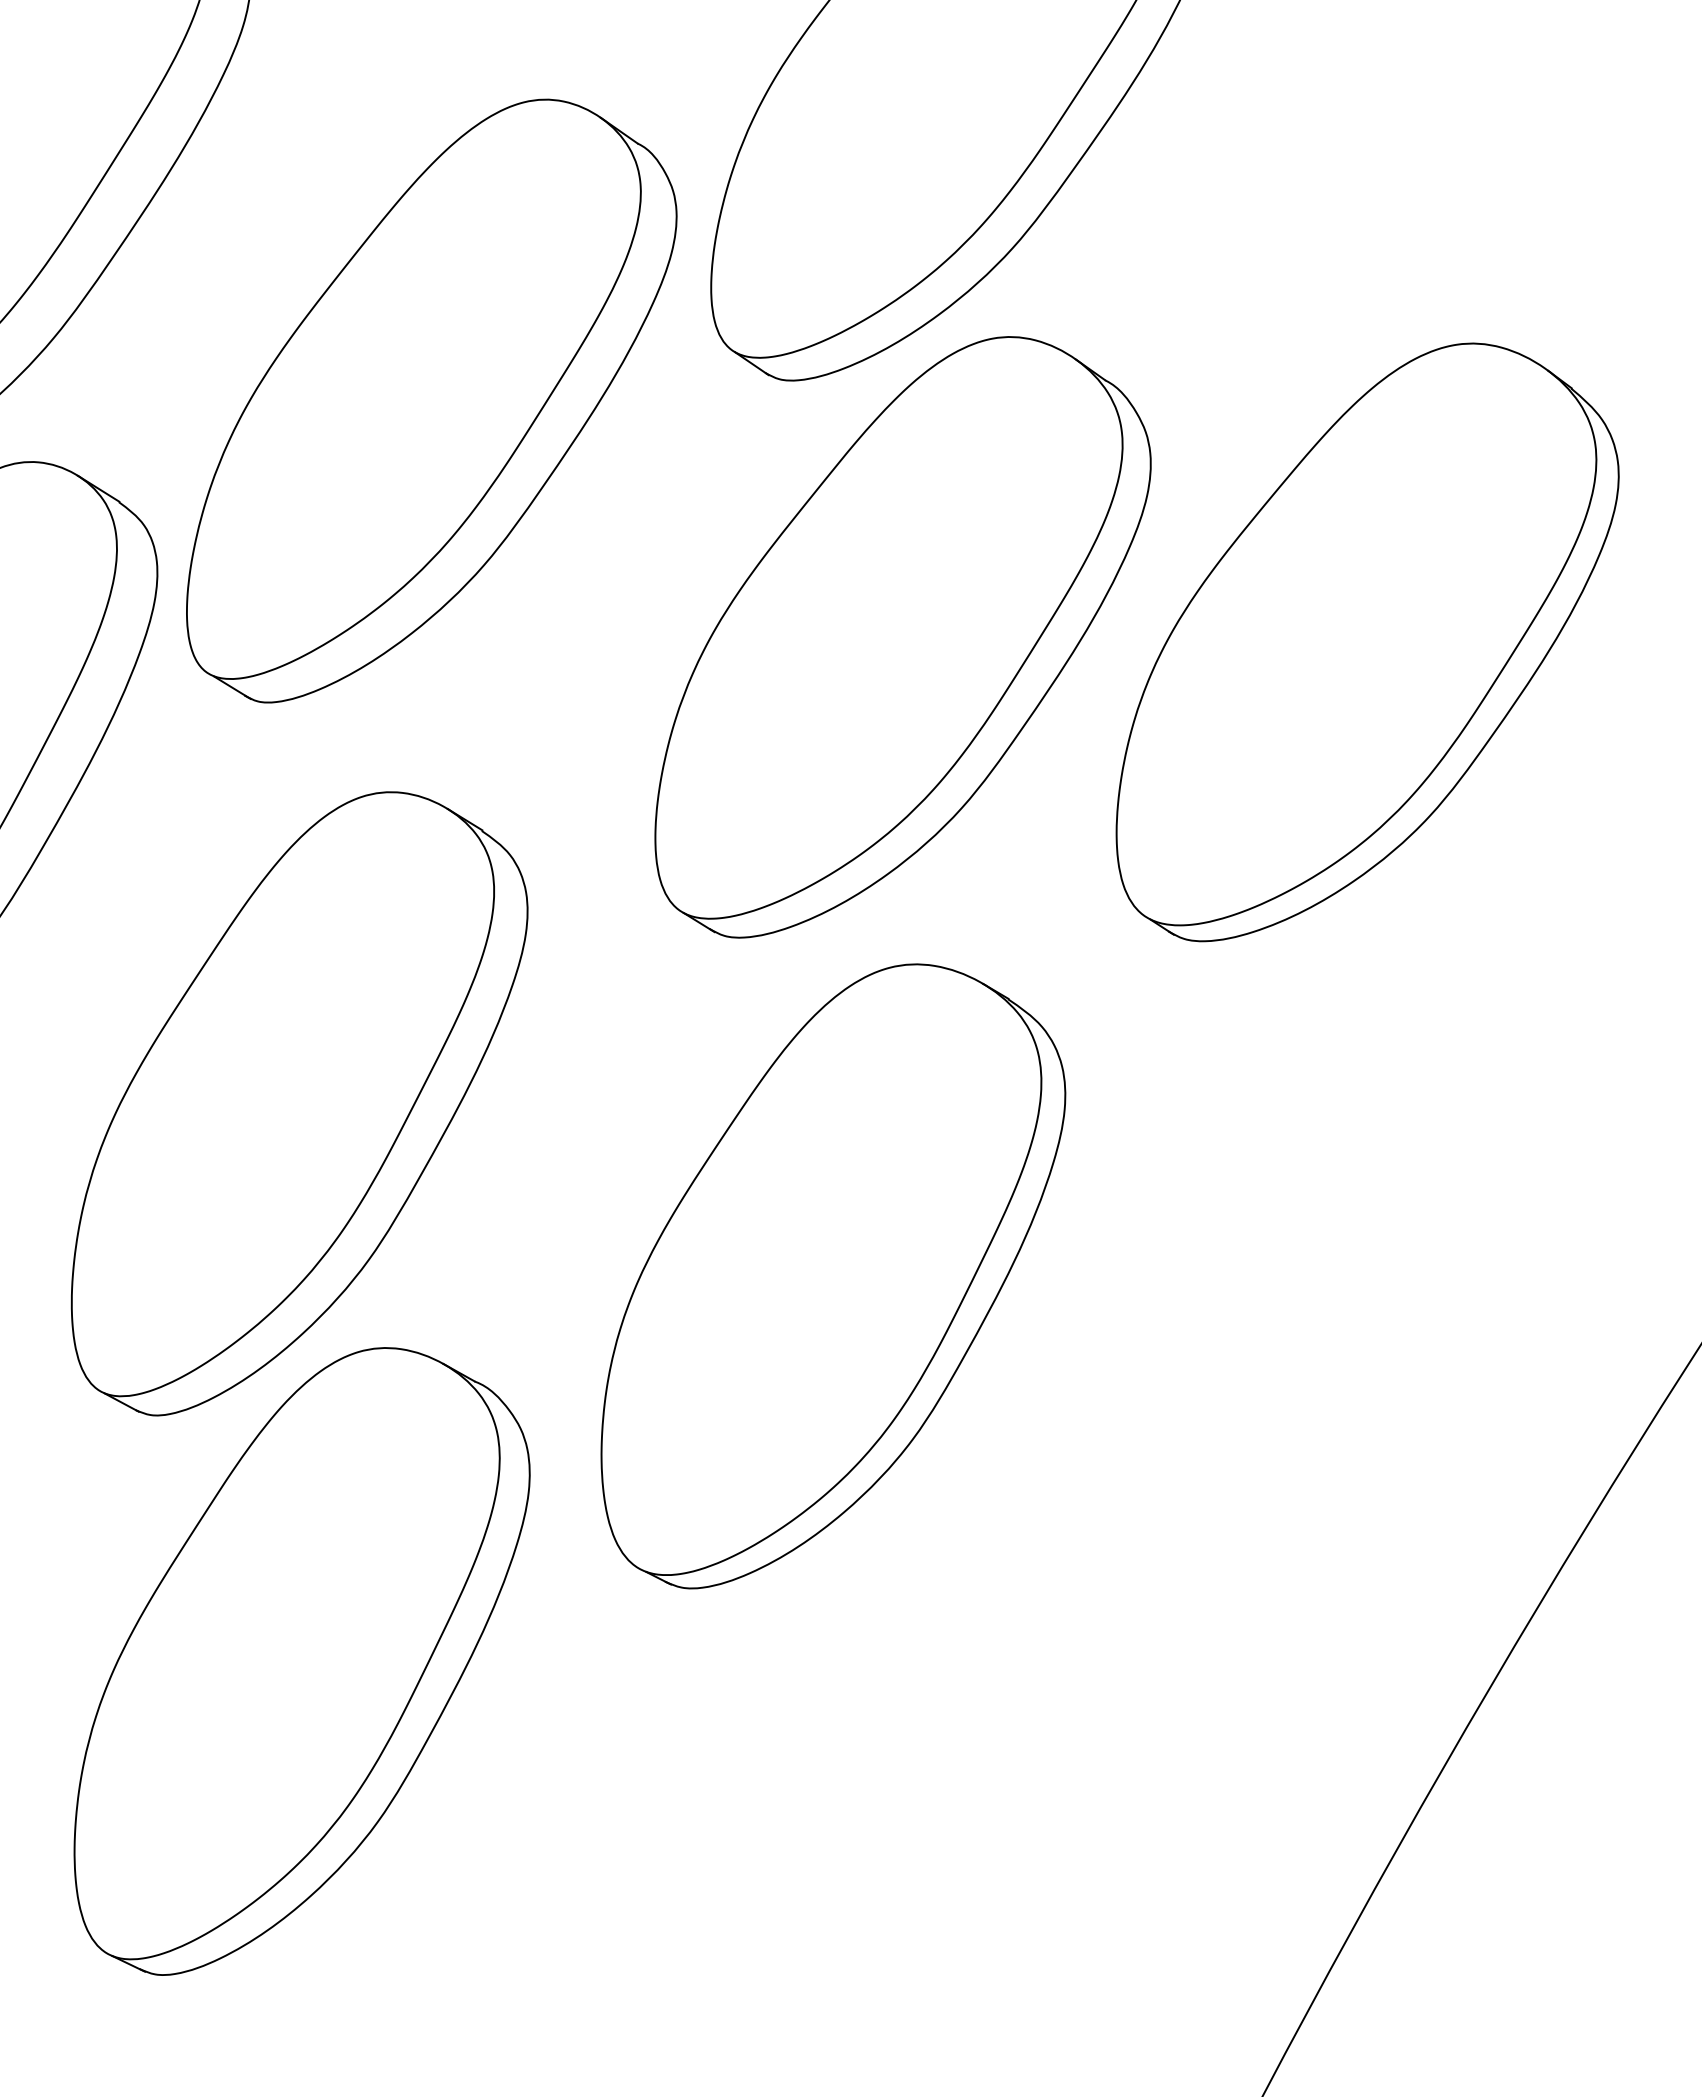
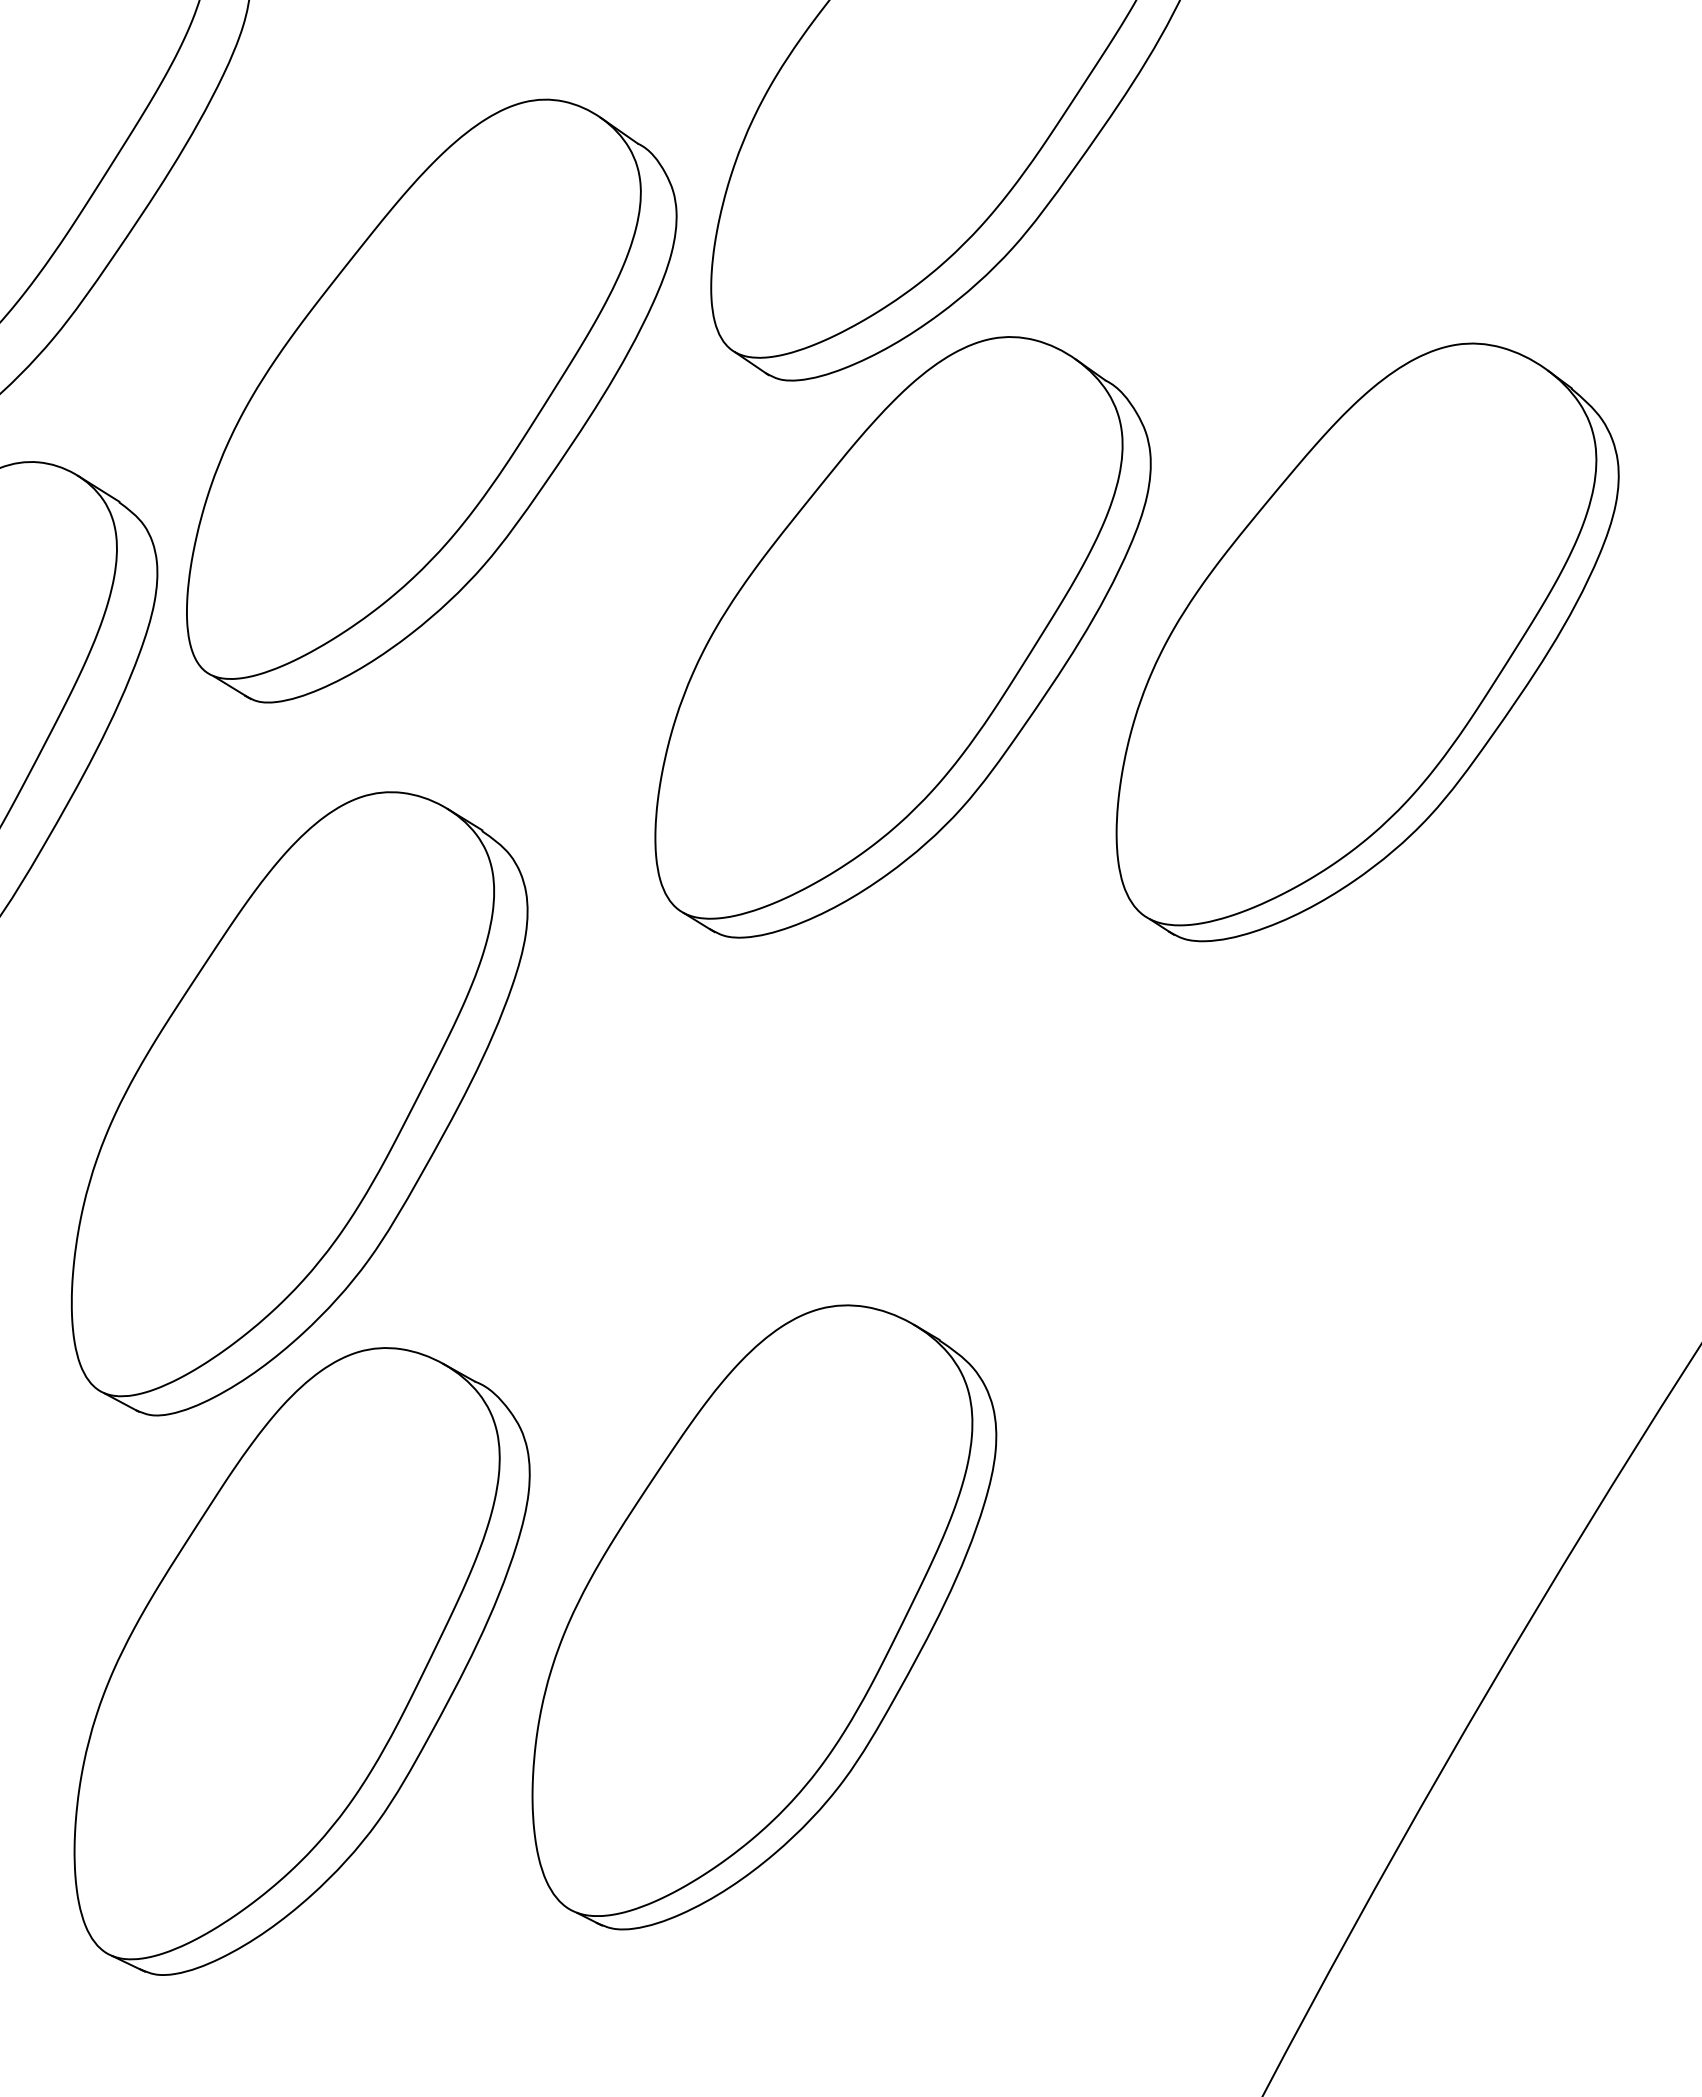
part position: (833, 1276) -> (764, 1617) (764, 1617)
